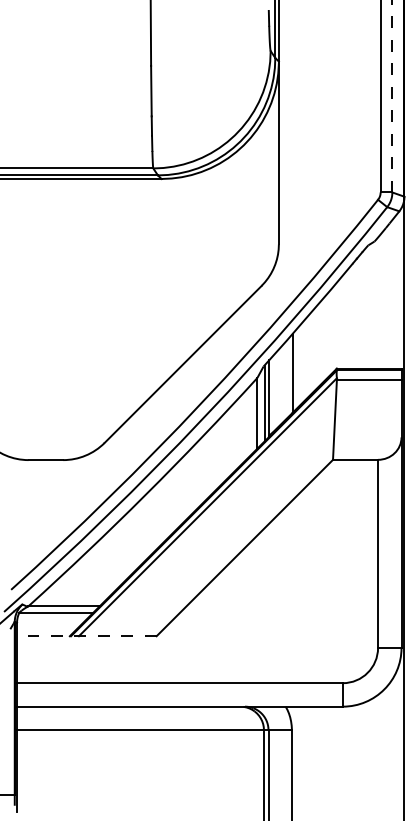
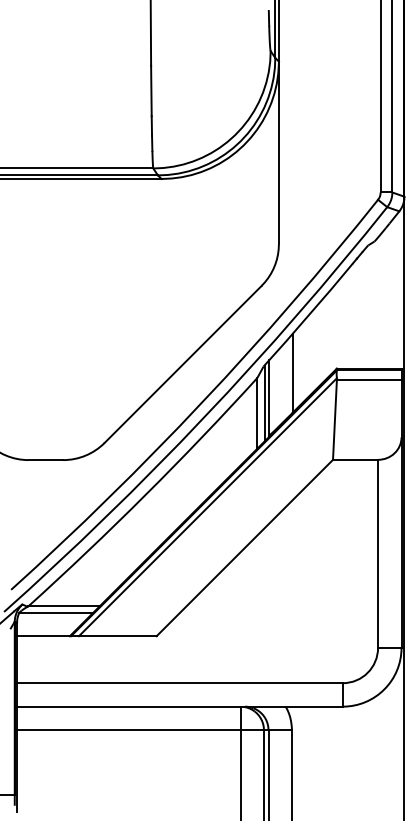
line: dashed -> solid (392, 96)
line: dashed -> solid (86, 636)
line: none -> present (240, 761)
